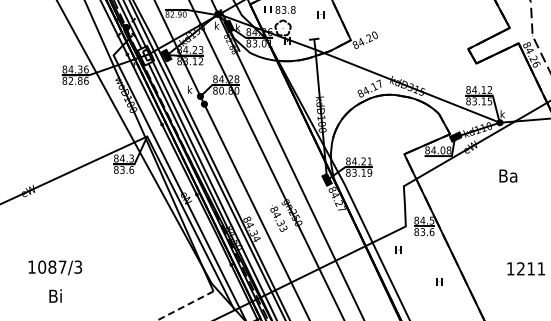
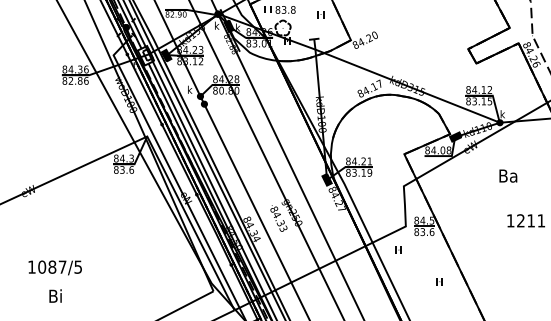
text: 1087/3 -> 1087/5 (78, 266)
text position: (525, 268) -> (525, 220) (525, 220)
line: dashed -> solid (185, 306)
